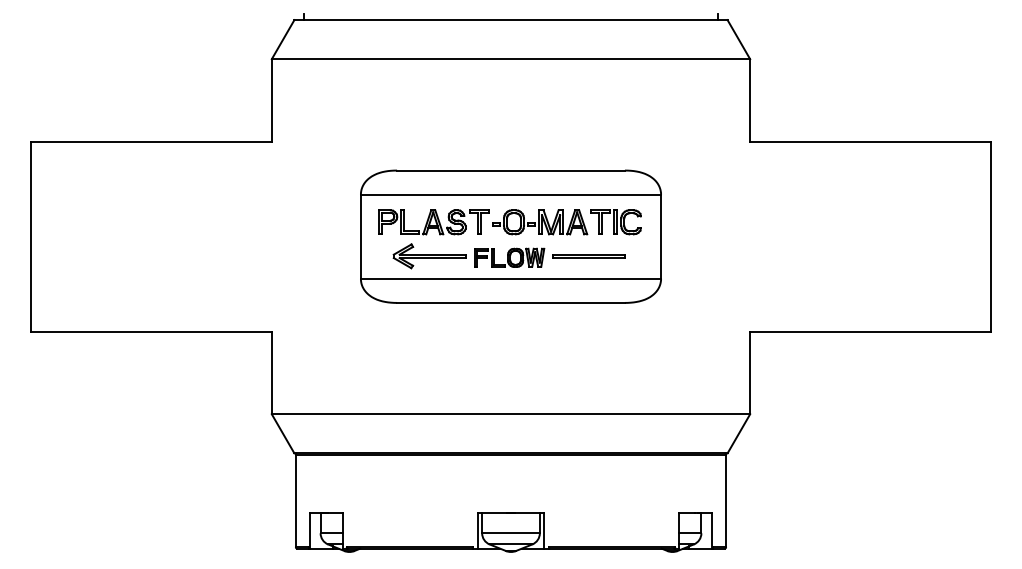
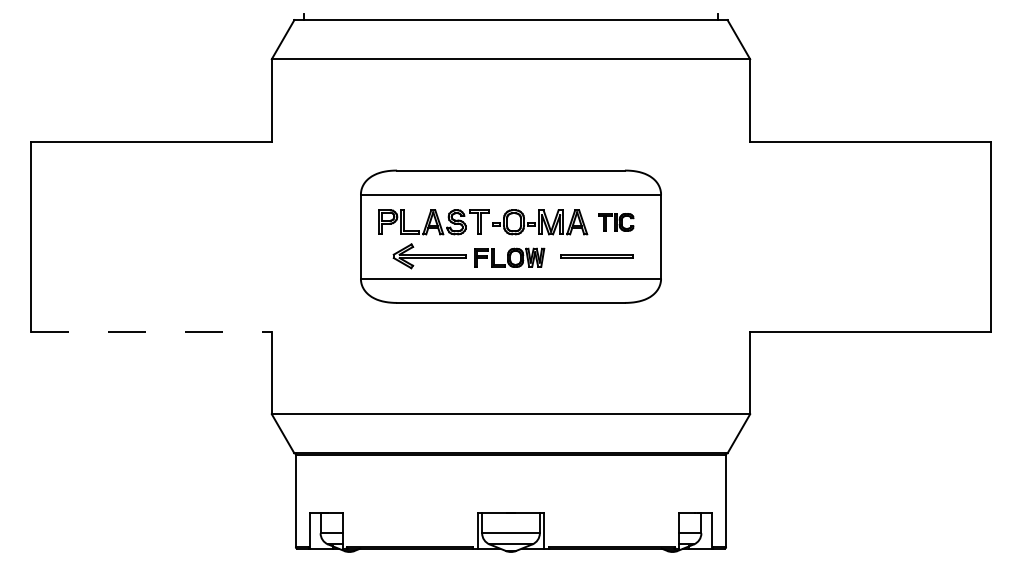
part size: 52x27 px -> 37x19 px (616, 222)
line position: (588, 255) -> (596, 255) (596, 255)
line: solid -> dashed (151, 331)
